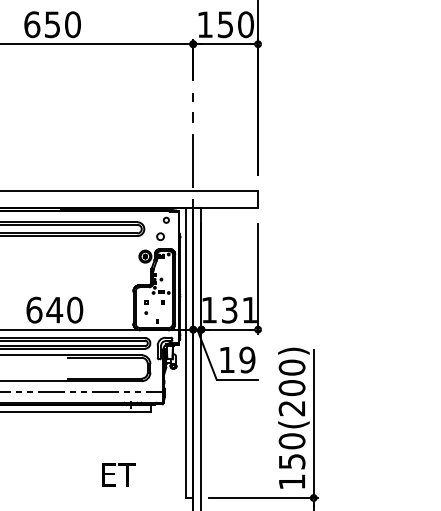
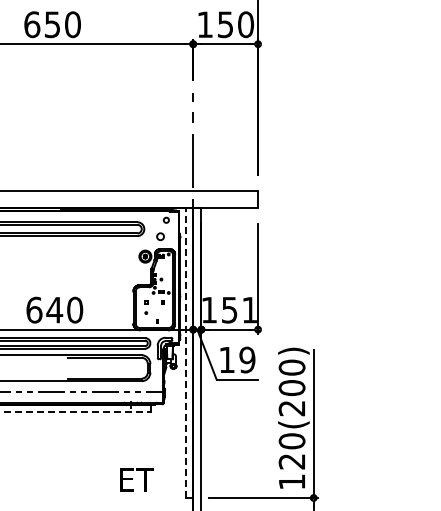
text: 131 -> 151 (229, 309)
line: solid -> dashed (186, 353)
line: solid -> dashed (75, 411)
text: 150(200) -> 120(200) (291, 461)
text position: (118, 474) -> (136, 479) (136, 479)
